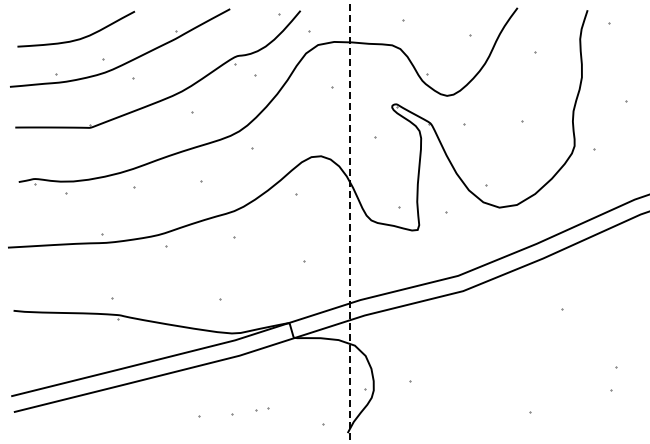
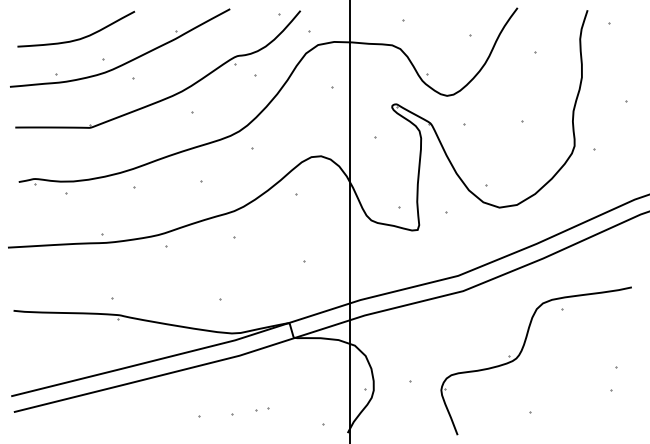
line: dashed -> solid (350, 221)
part: none -> present (521, 353)
